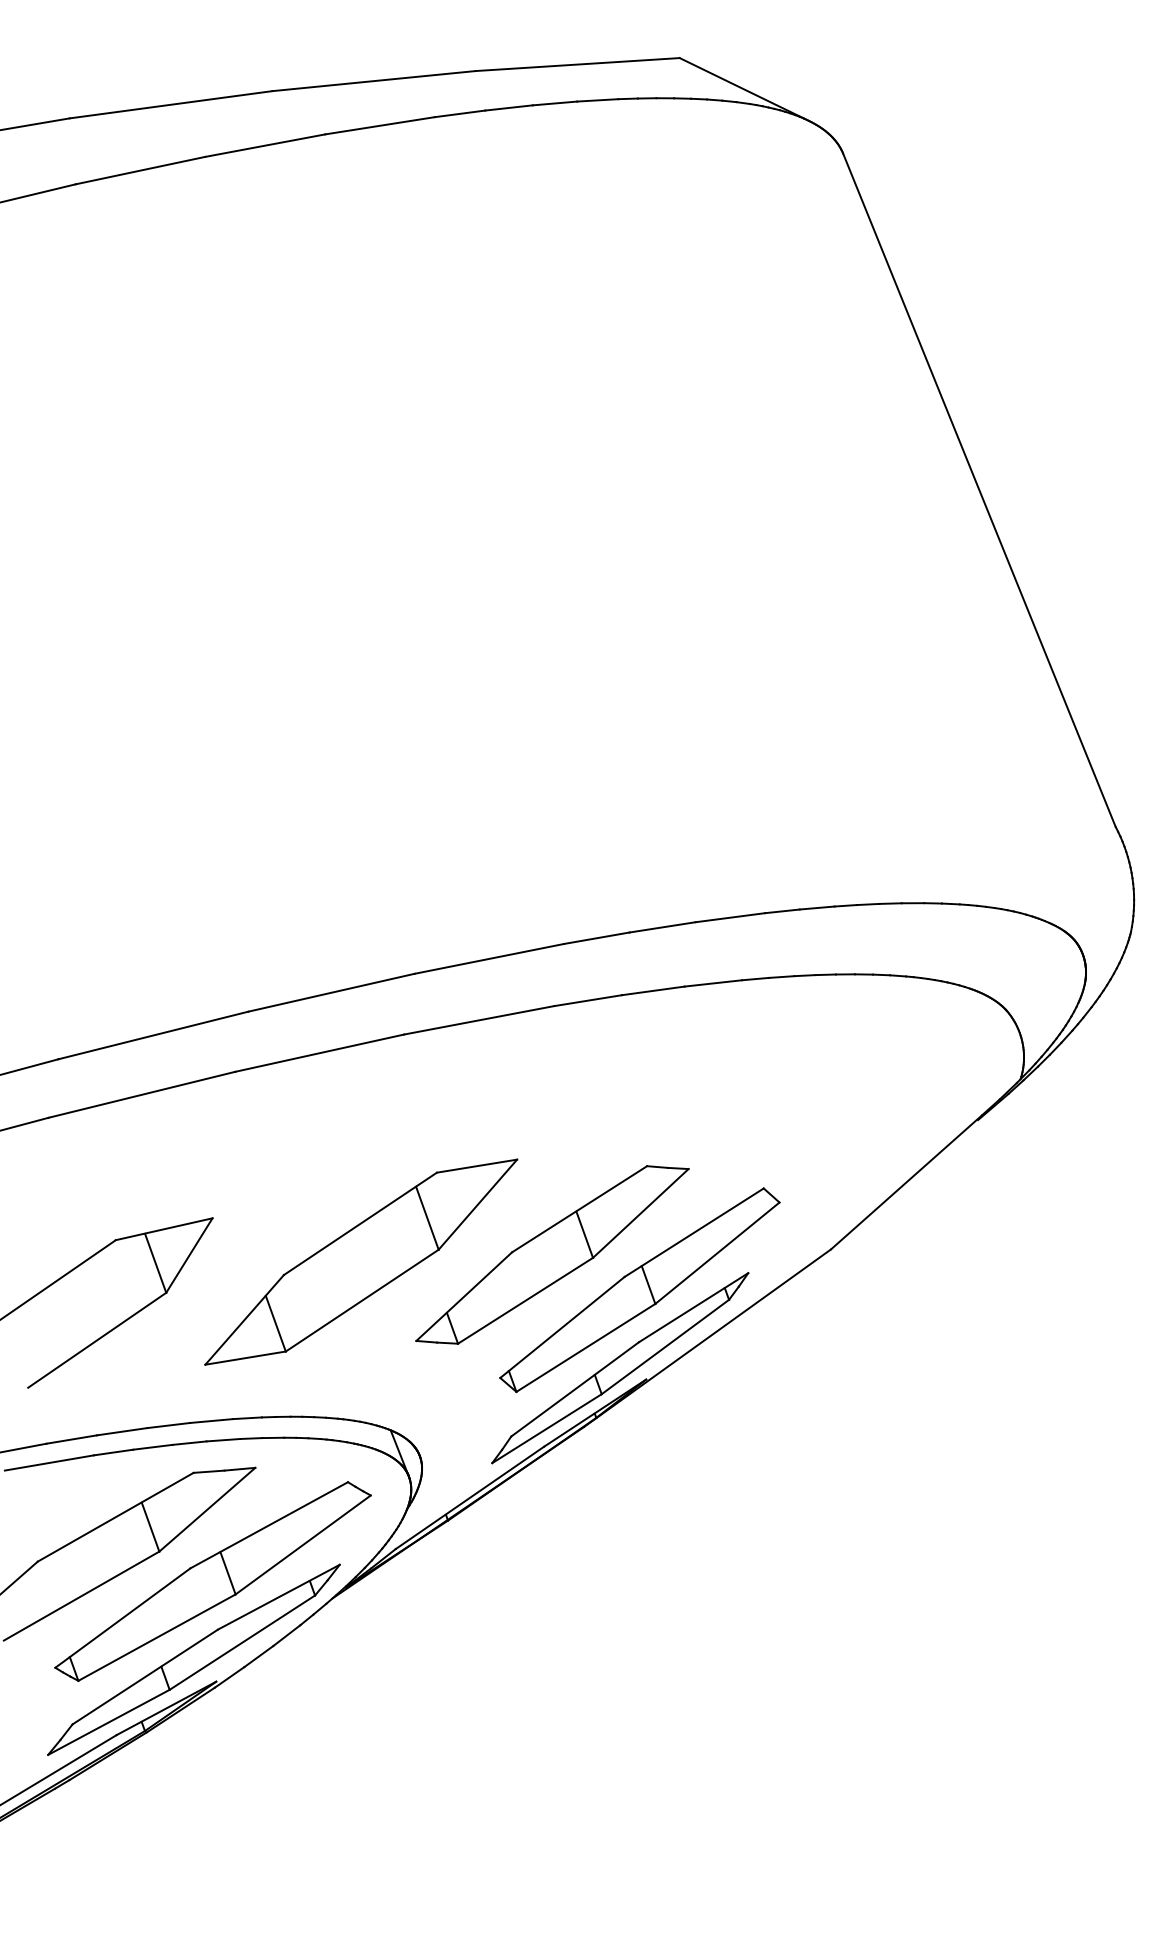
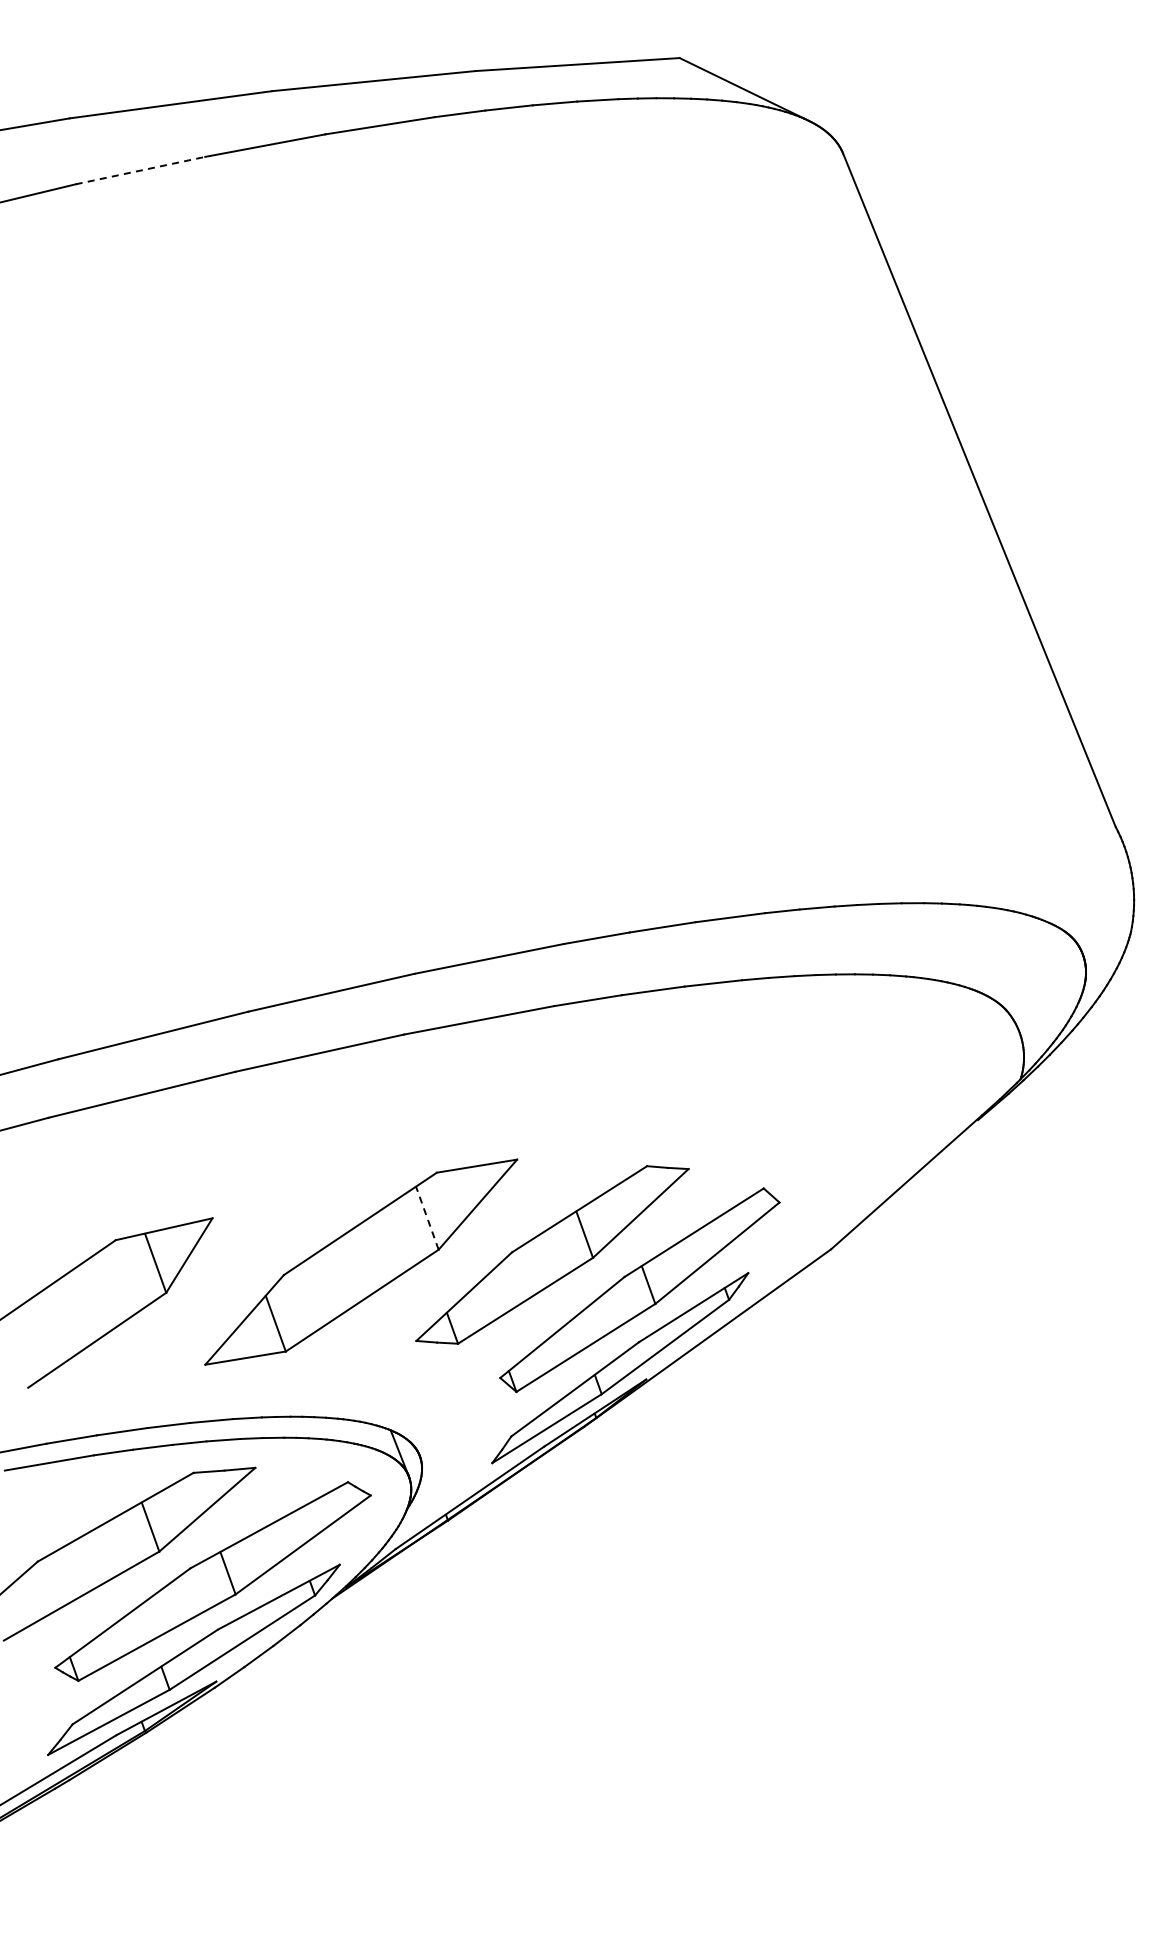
line: solid -> dashed (140, 170)
line: solid -> dashed (427, 1217)
